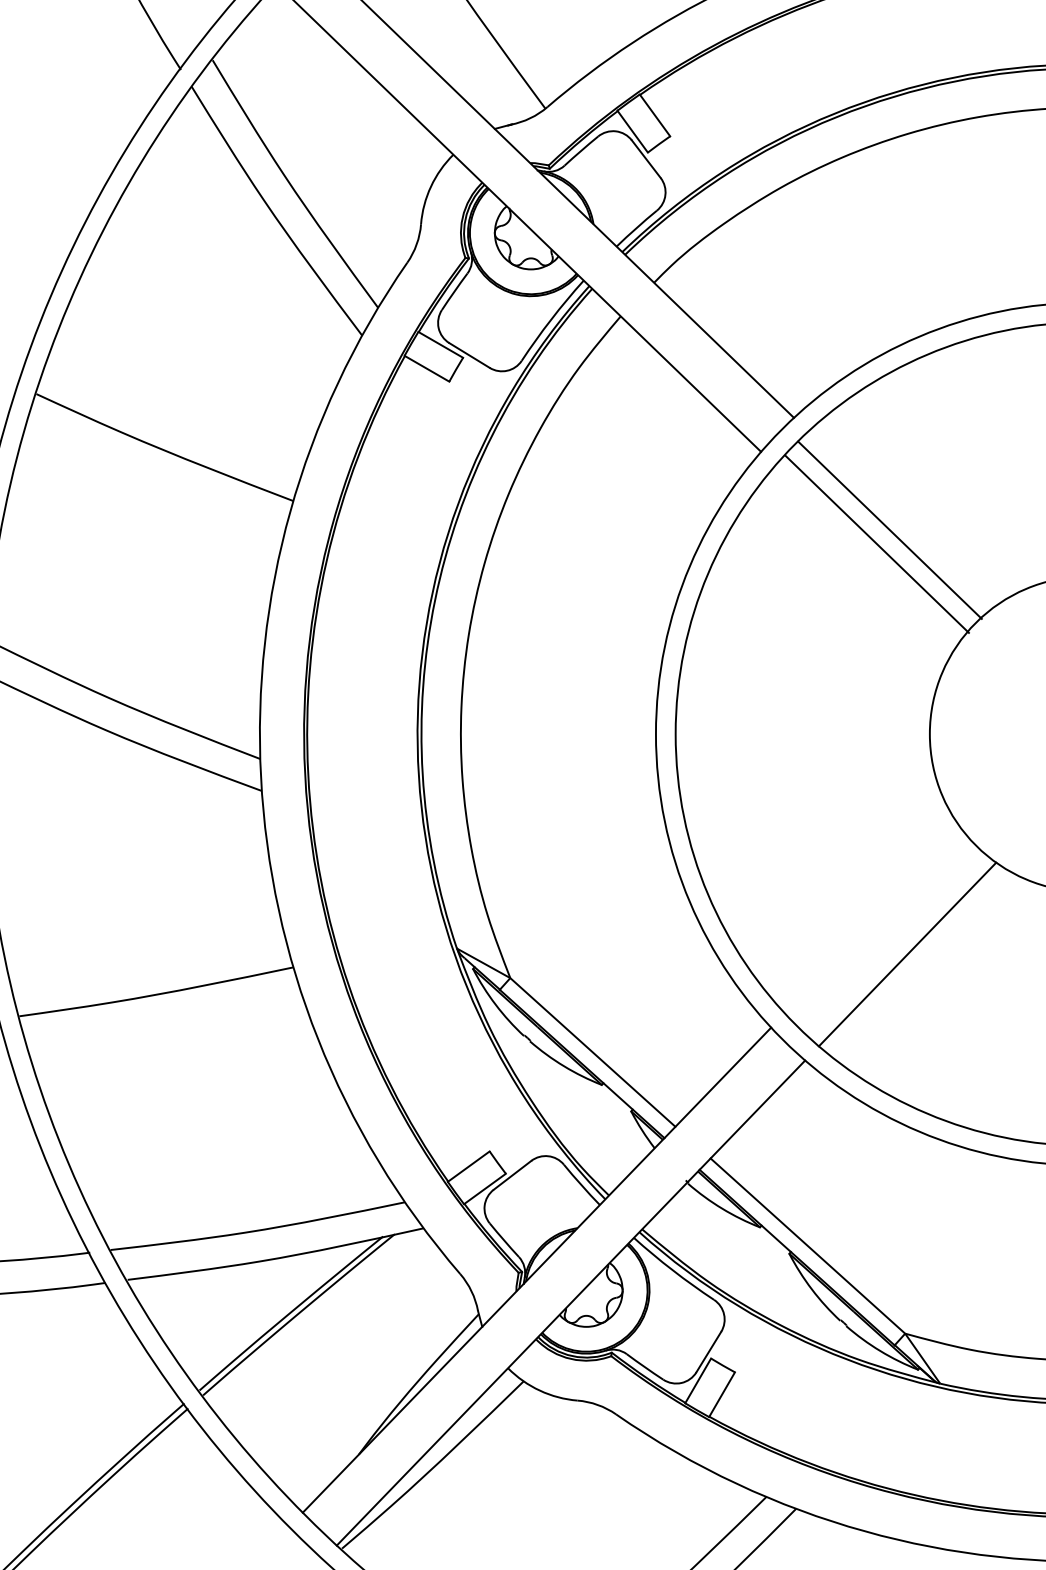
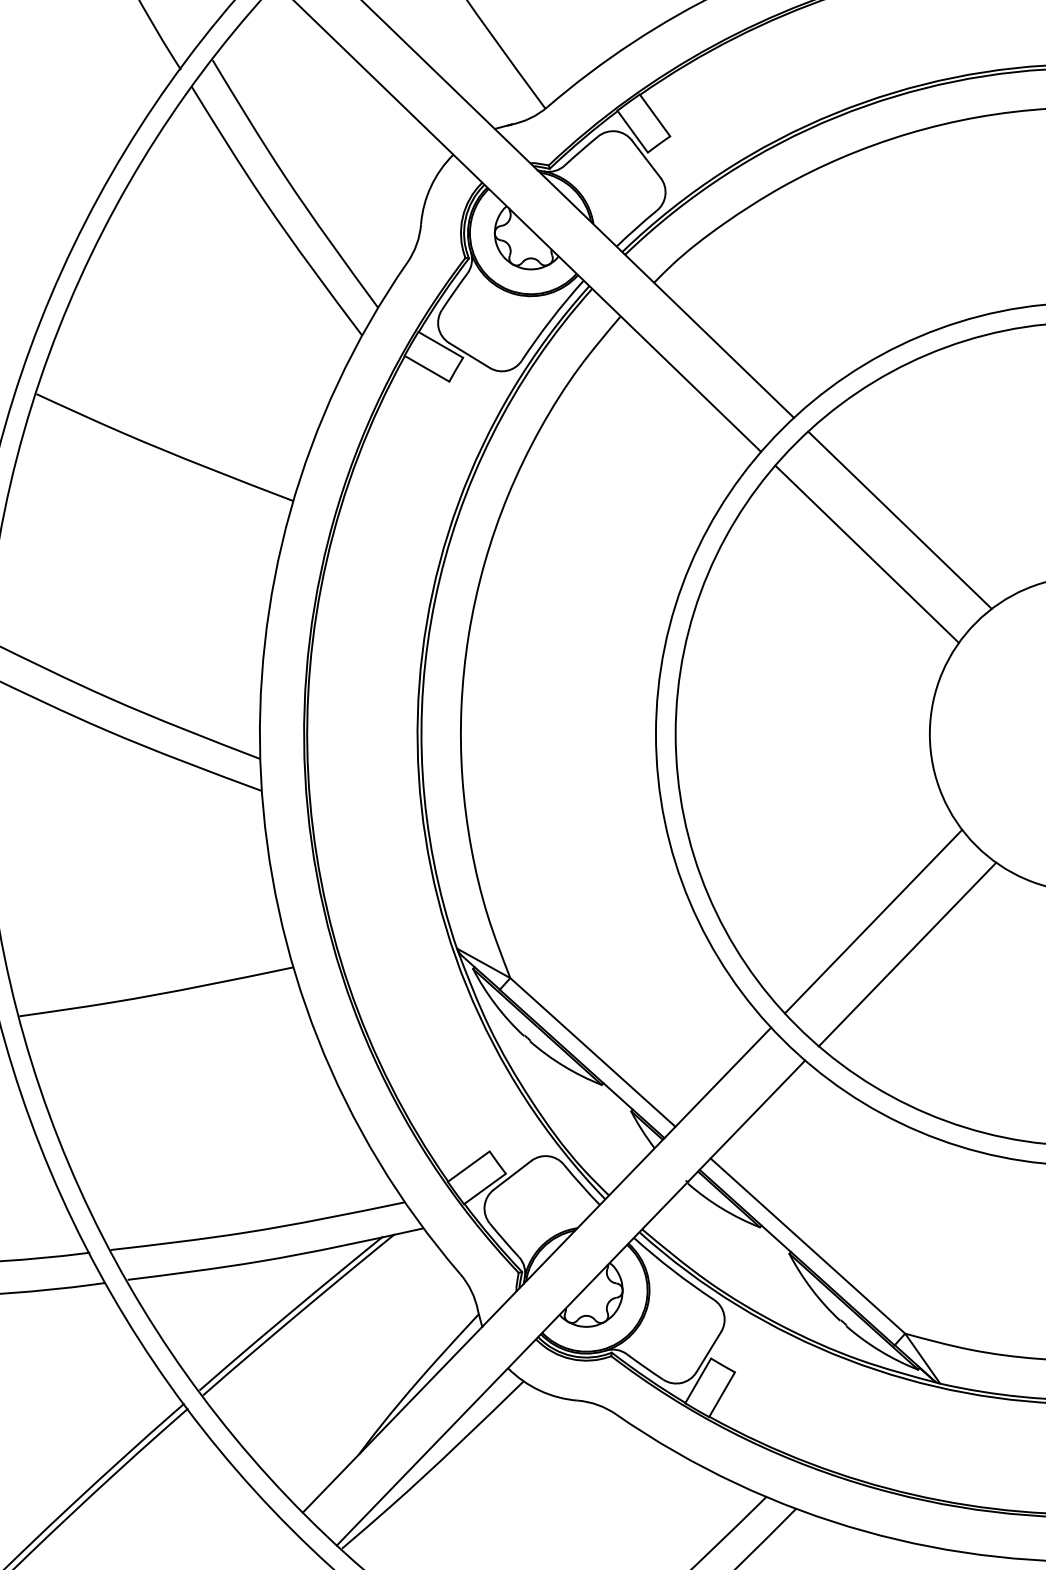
line position: (889, 529) -> (899, 519) (899, 519)
line position: (876, 543) -> (866, 553) (866, 553)
line: none -> present (873, 921)
